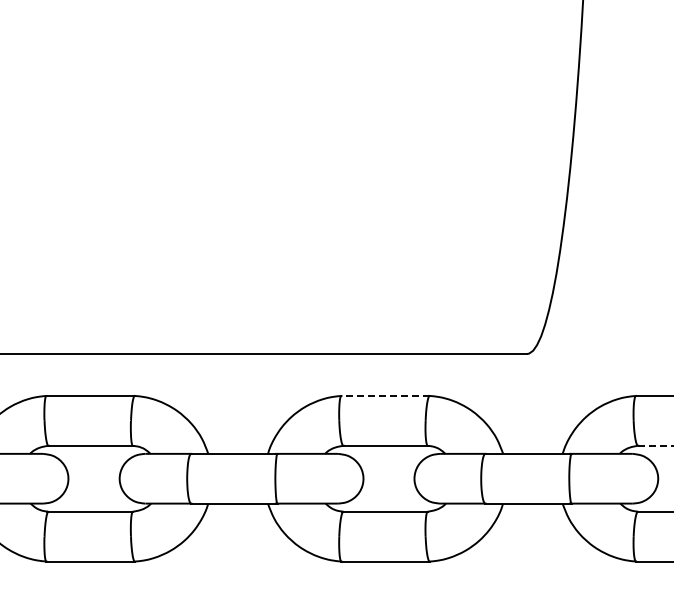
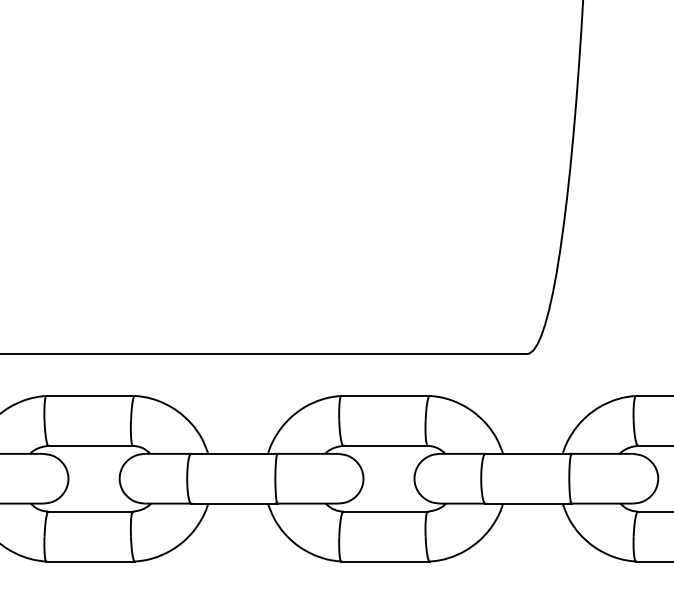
line: dashed -> solid (385, 395)
line: dashed -> solid (655, 445)
